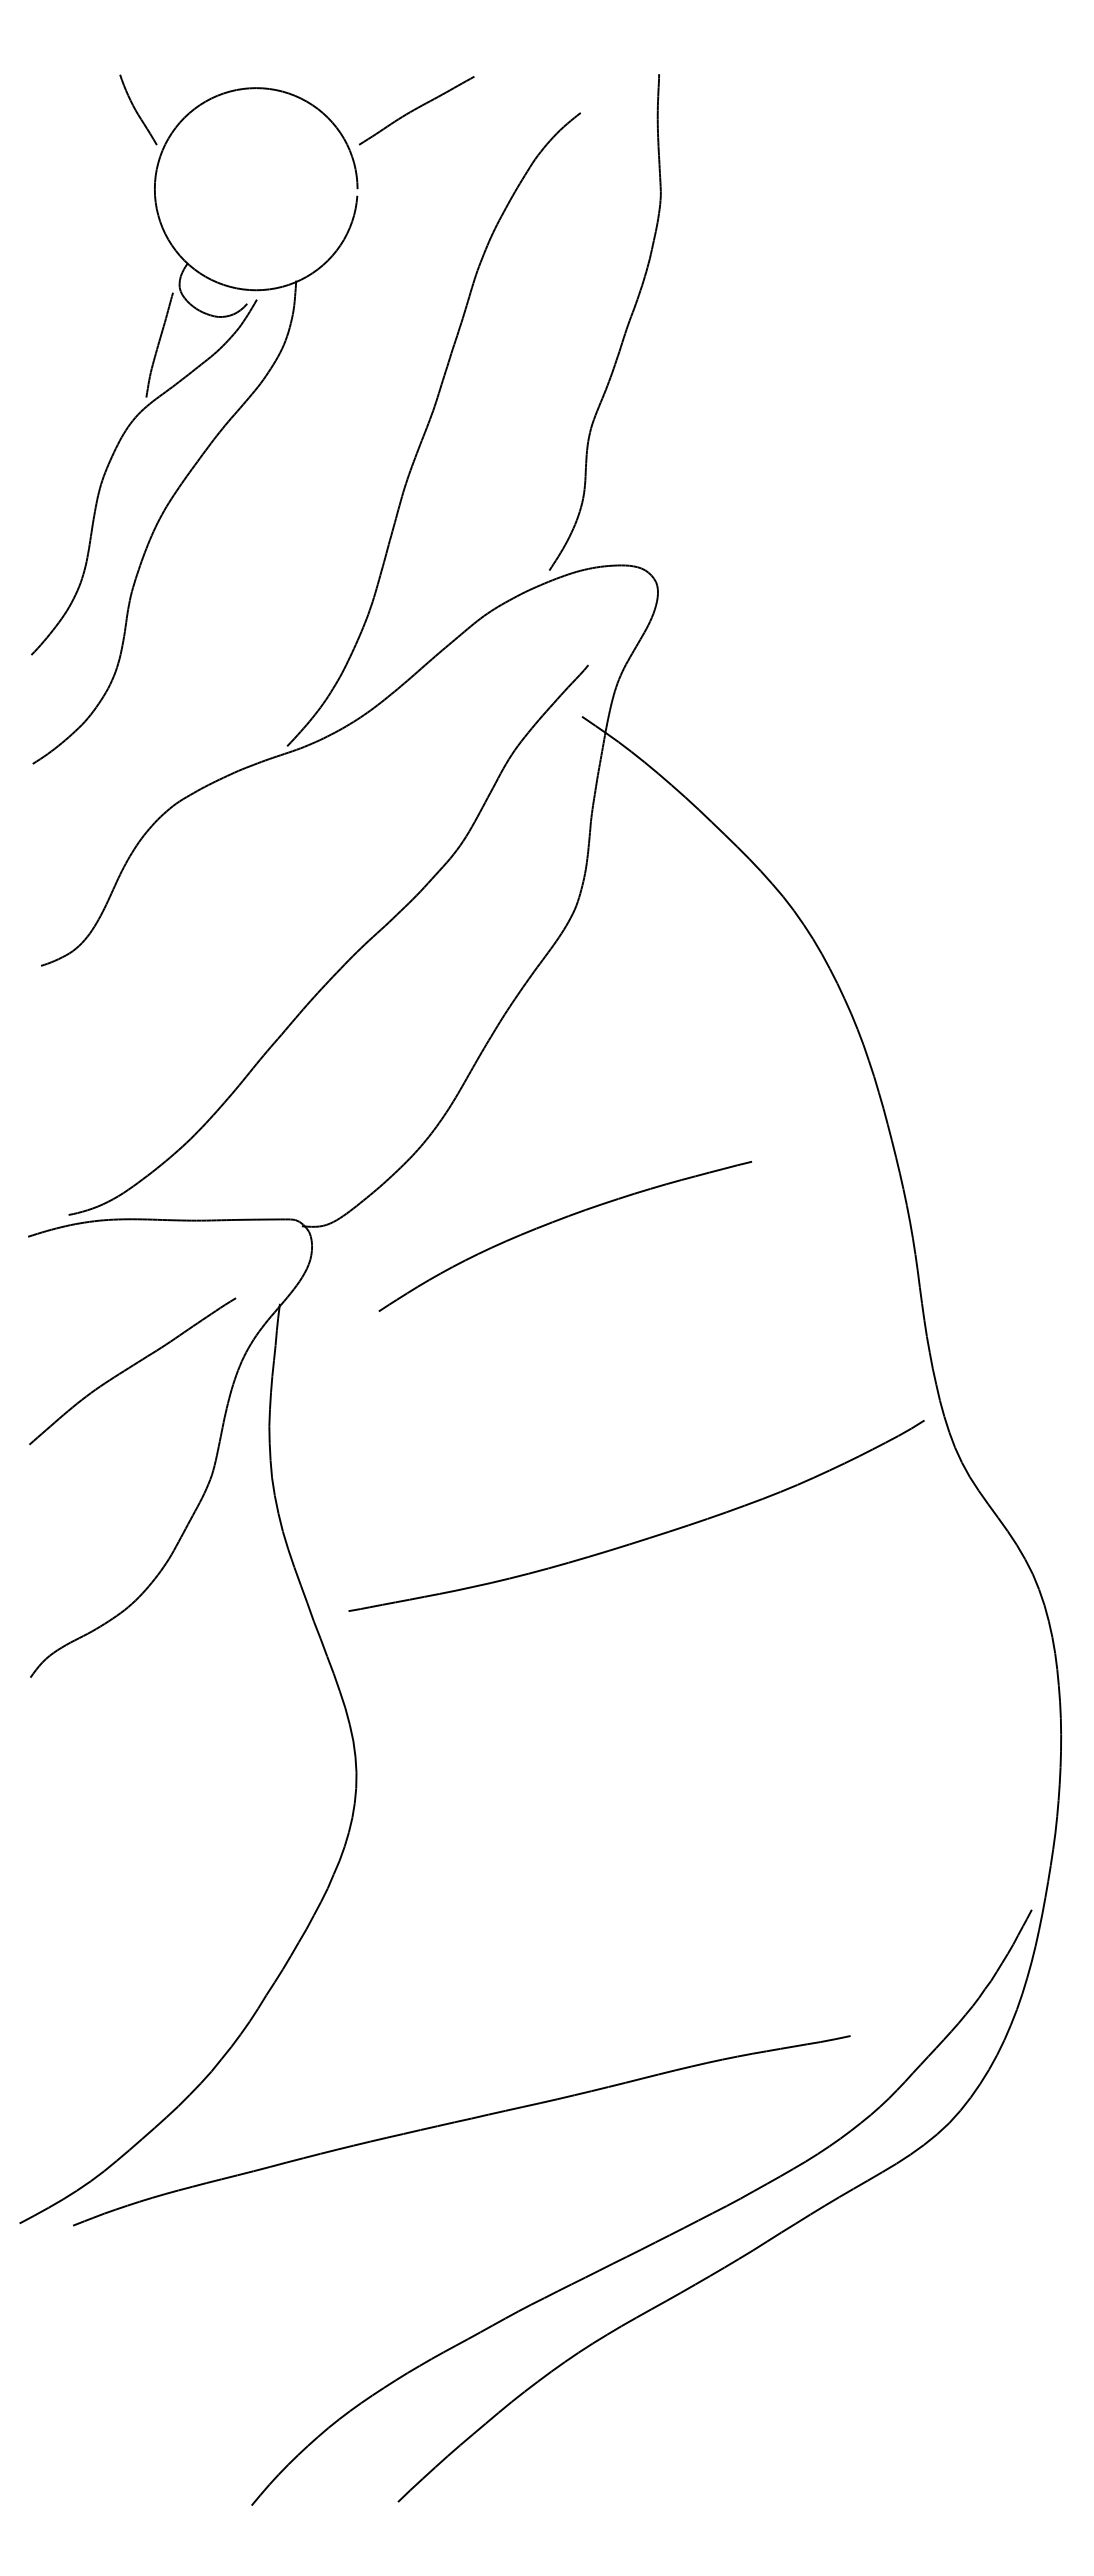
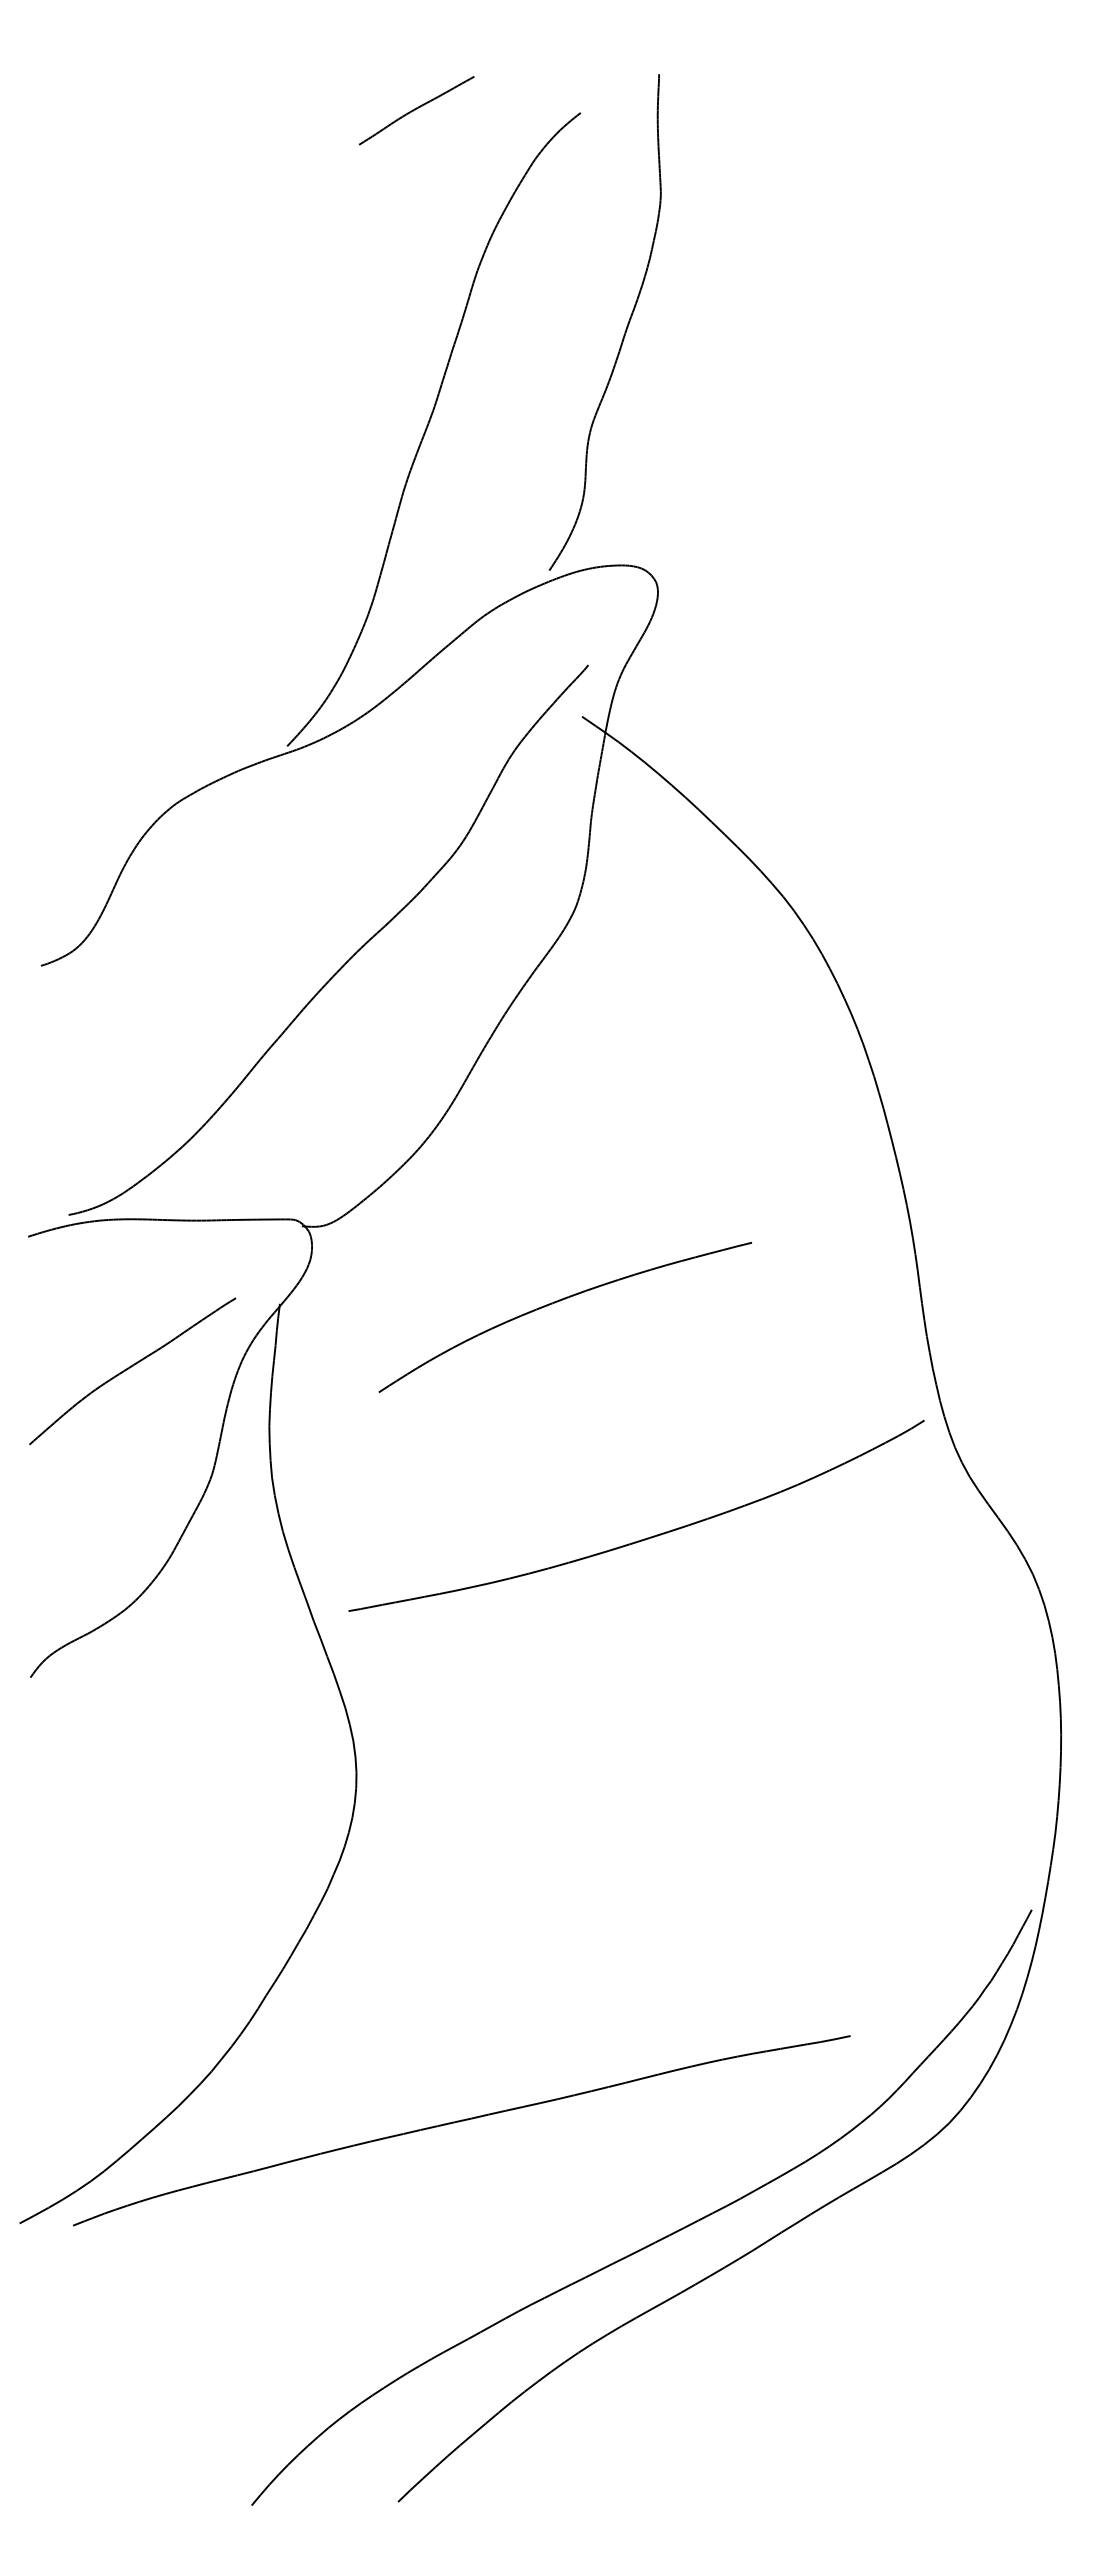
part: present -> none (215, 435)
part position: (560, 1220) -> (560, 1301) (560, 1301)
